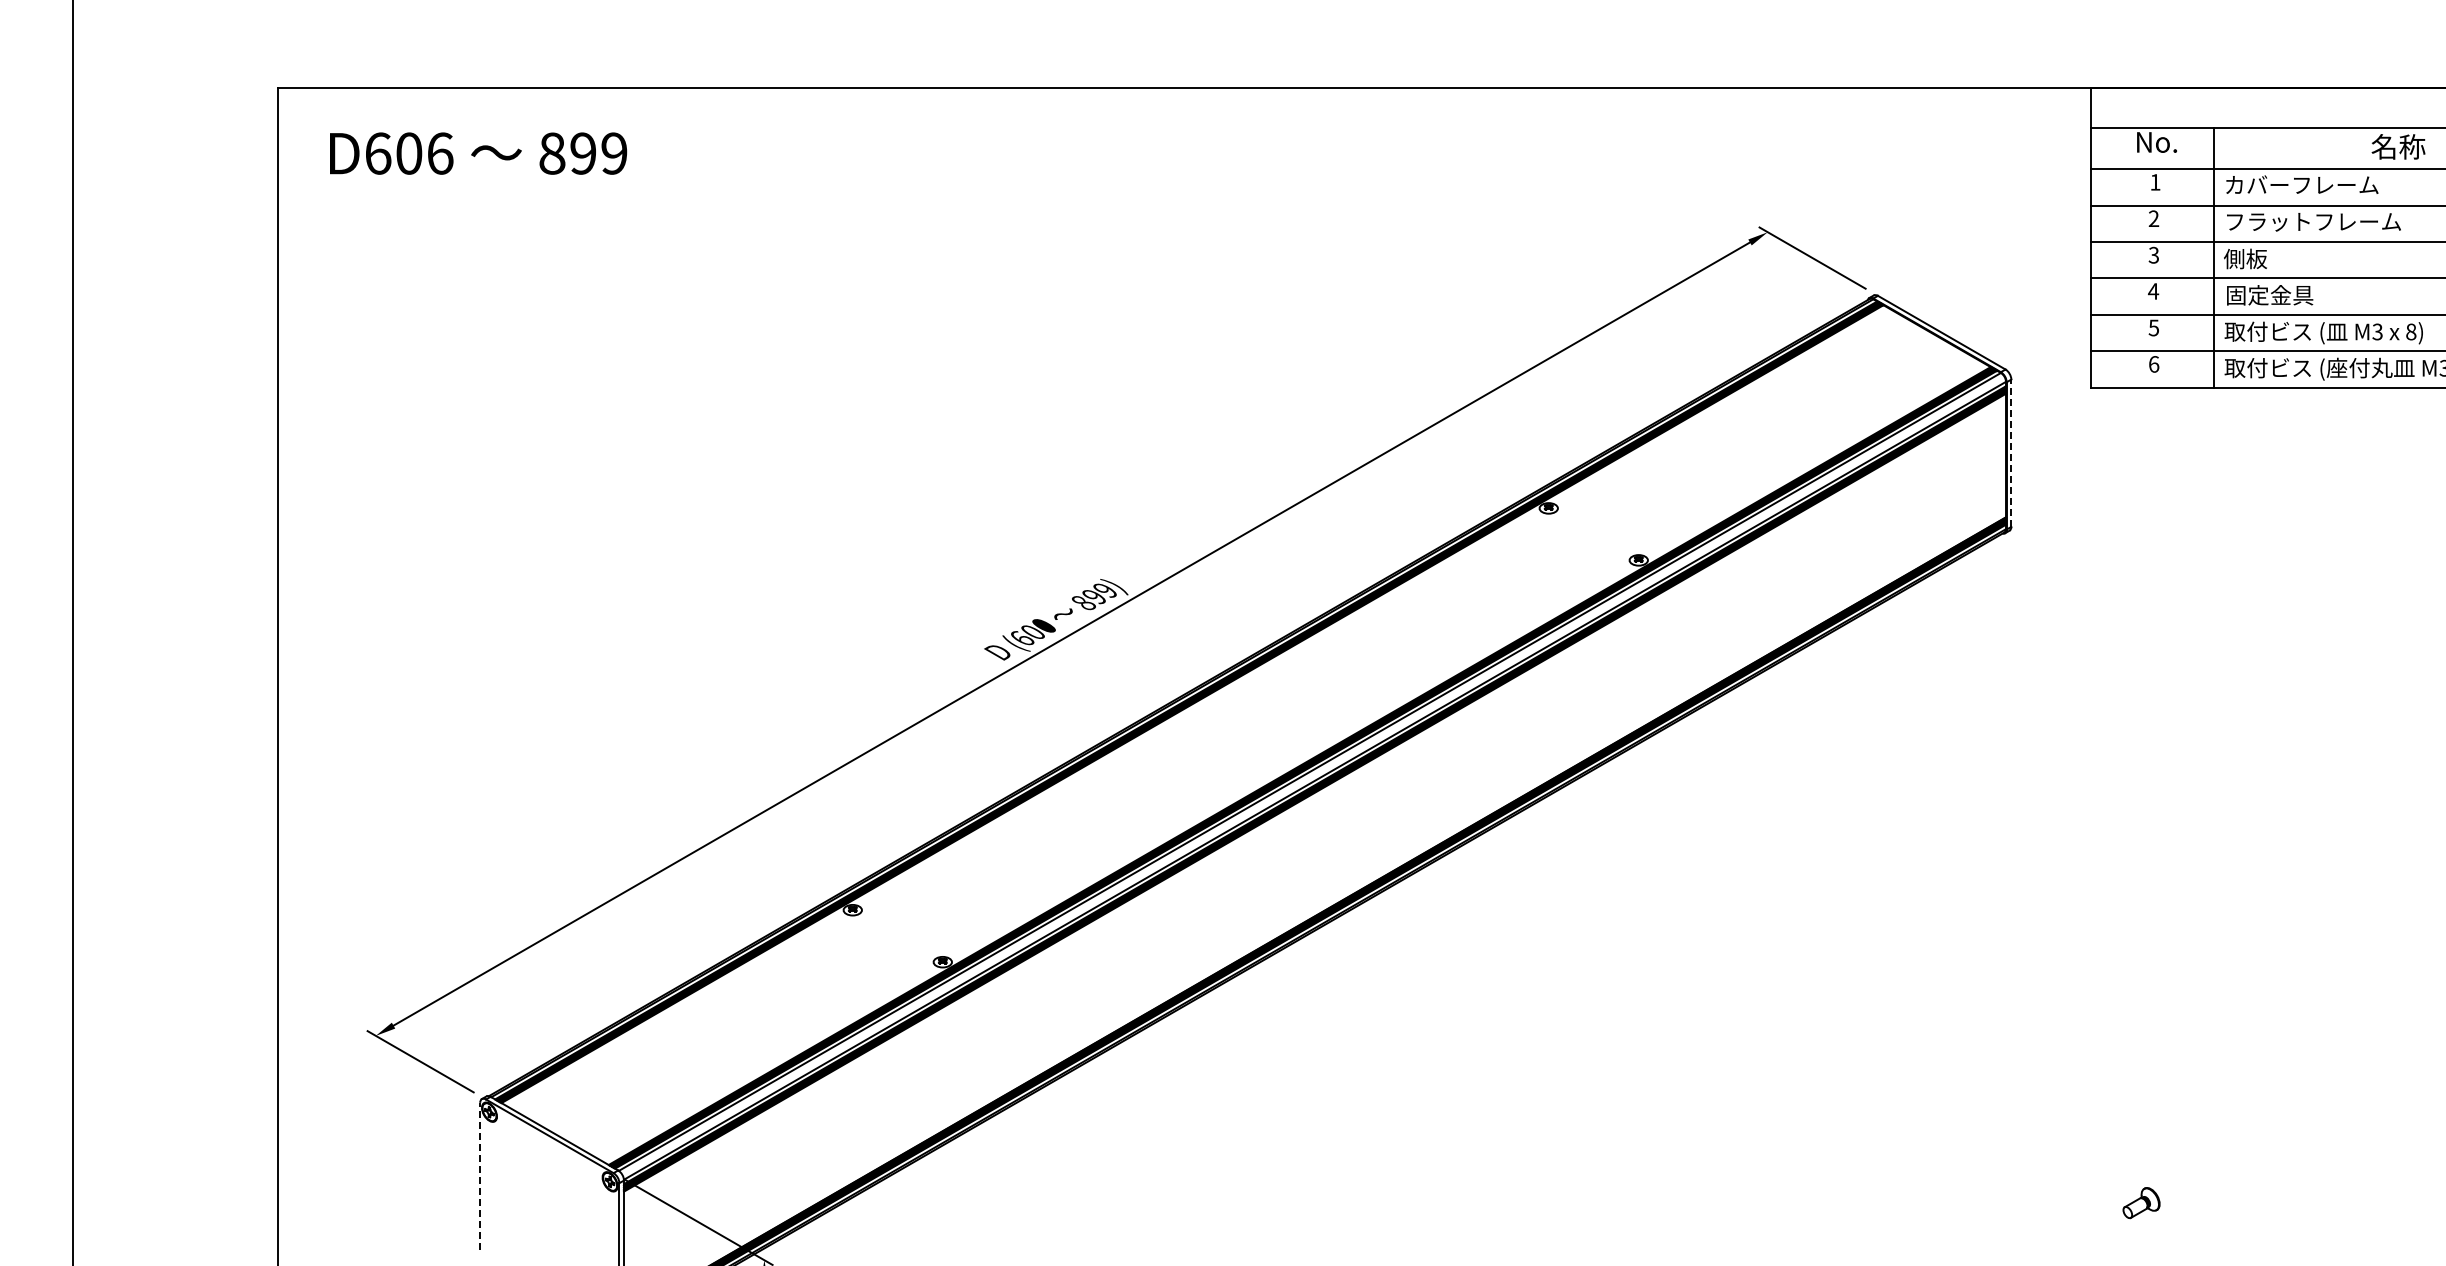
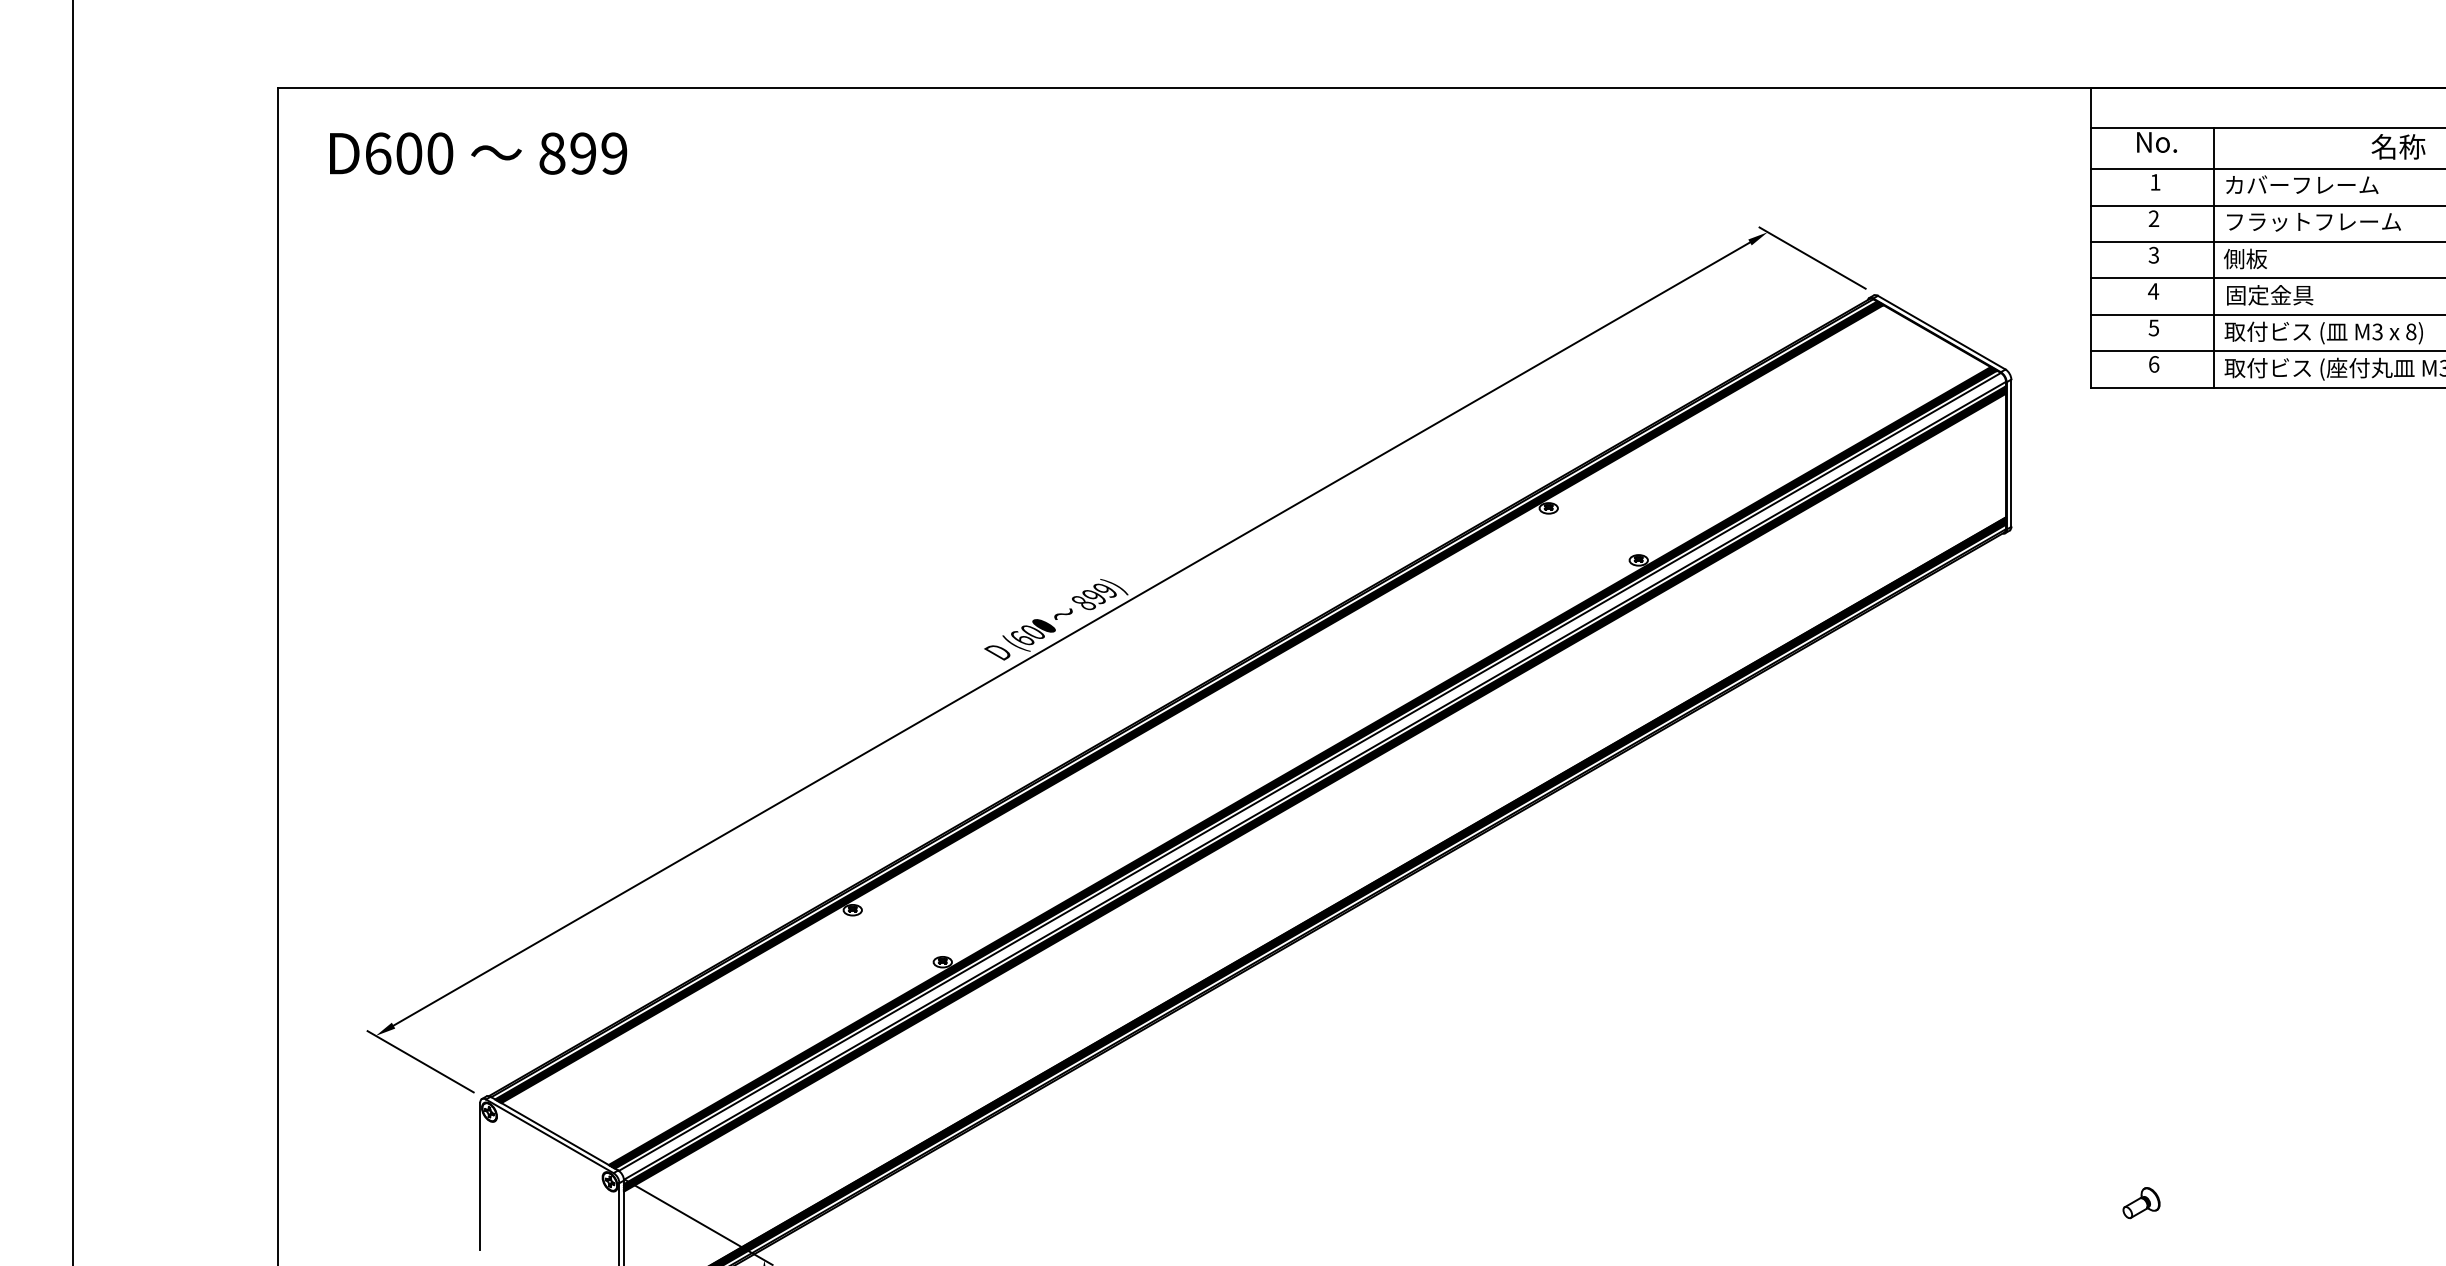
text: D606 -> D600 (440, 153)
line: dashed -> solid (2011, 453)
line: dashed -> solid (480, 1176)
